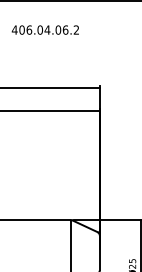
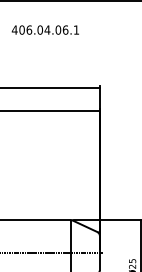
text: 406.04.06.2 -> 406.04.06.1 (75, 29)
line: none -> present (52, 253)
